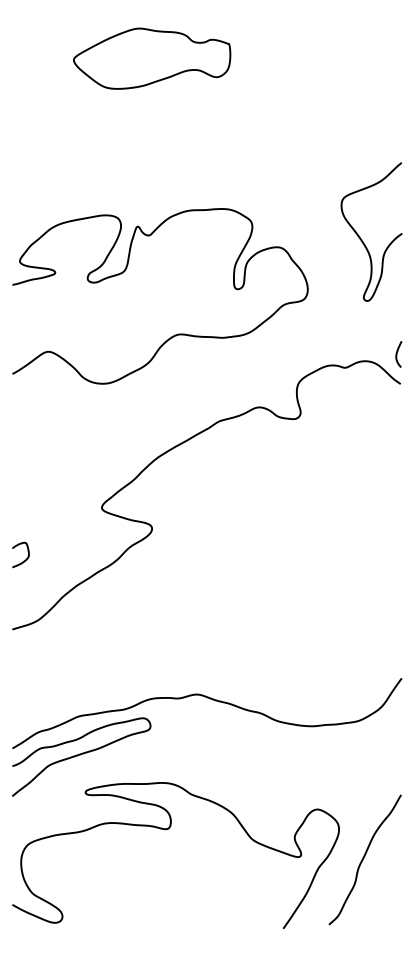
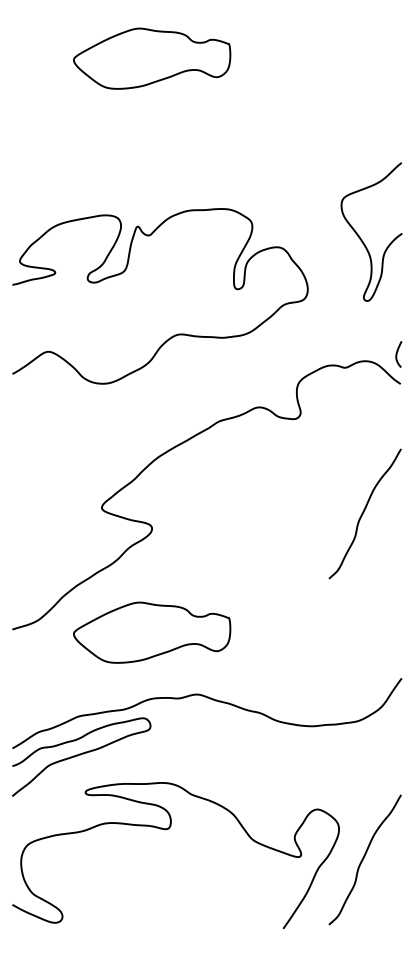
curve: none -> present (364, 512)
curve: present -> none (23, 560)
part: none -> present (152, 632)
